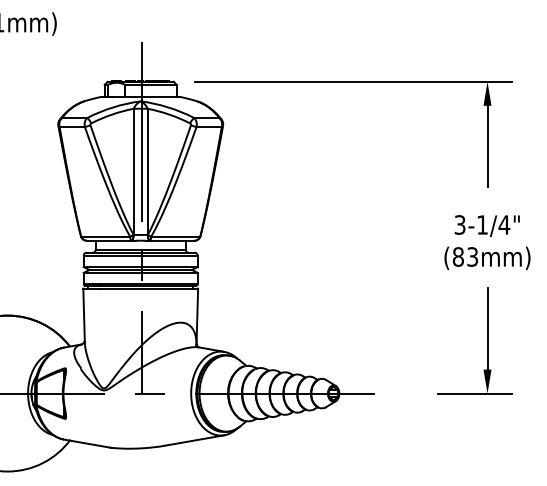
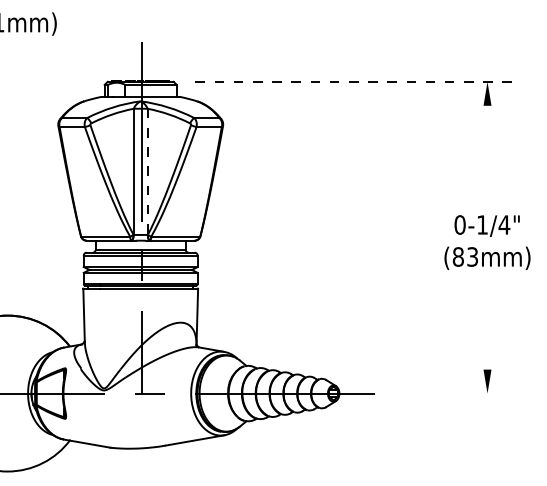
line: solid -> dashed (353, 81)
line: present -> none (487, 145)
line: solid -> dashed (147, 172)
text: 3-1/4" -> 0-1/4" (459, 224)
line: present -> none (487, 328)
line: present -> none (474, 393)
